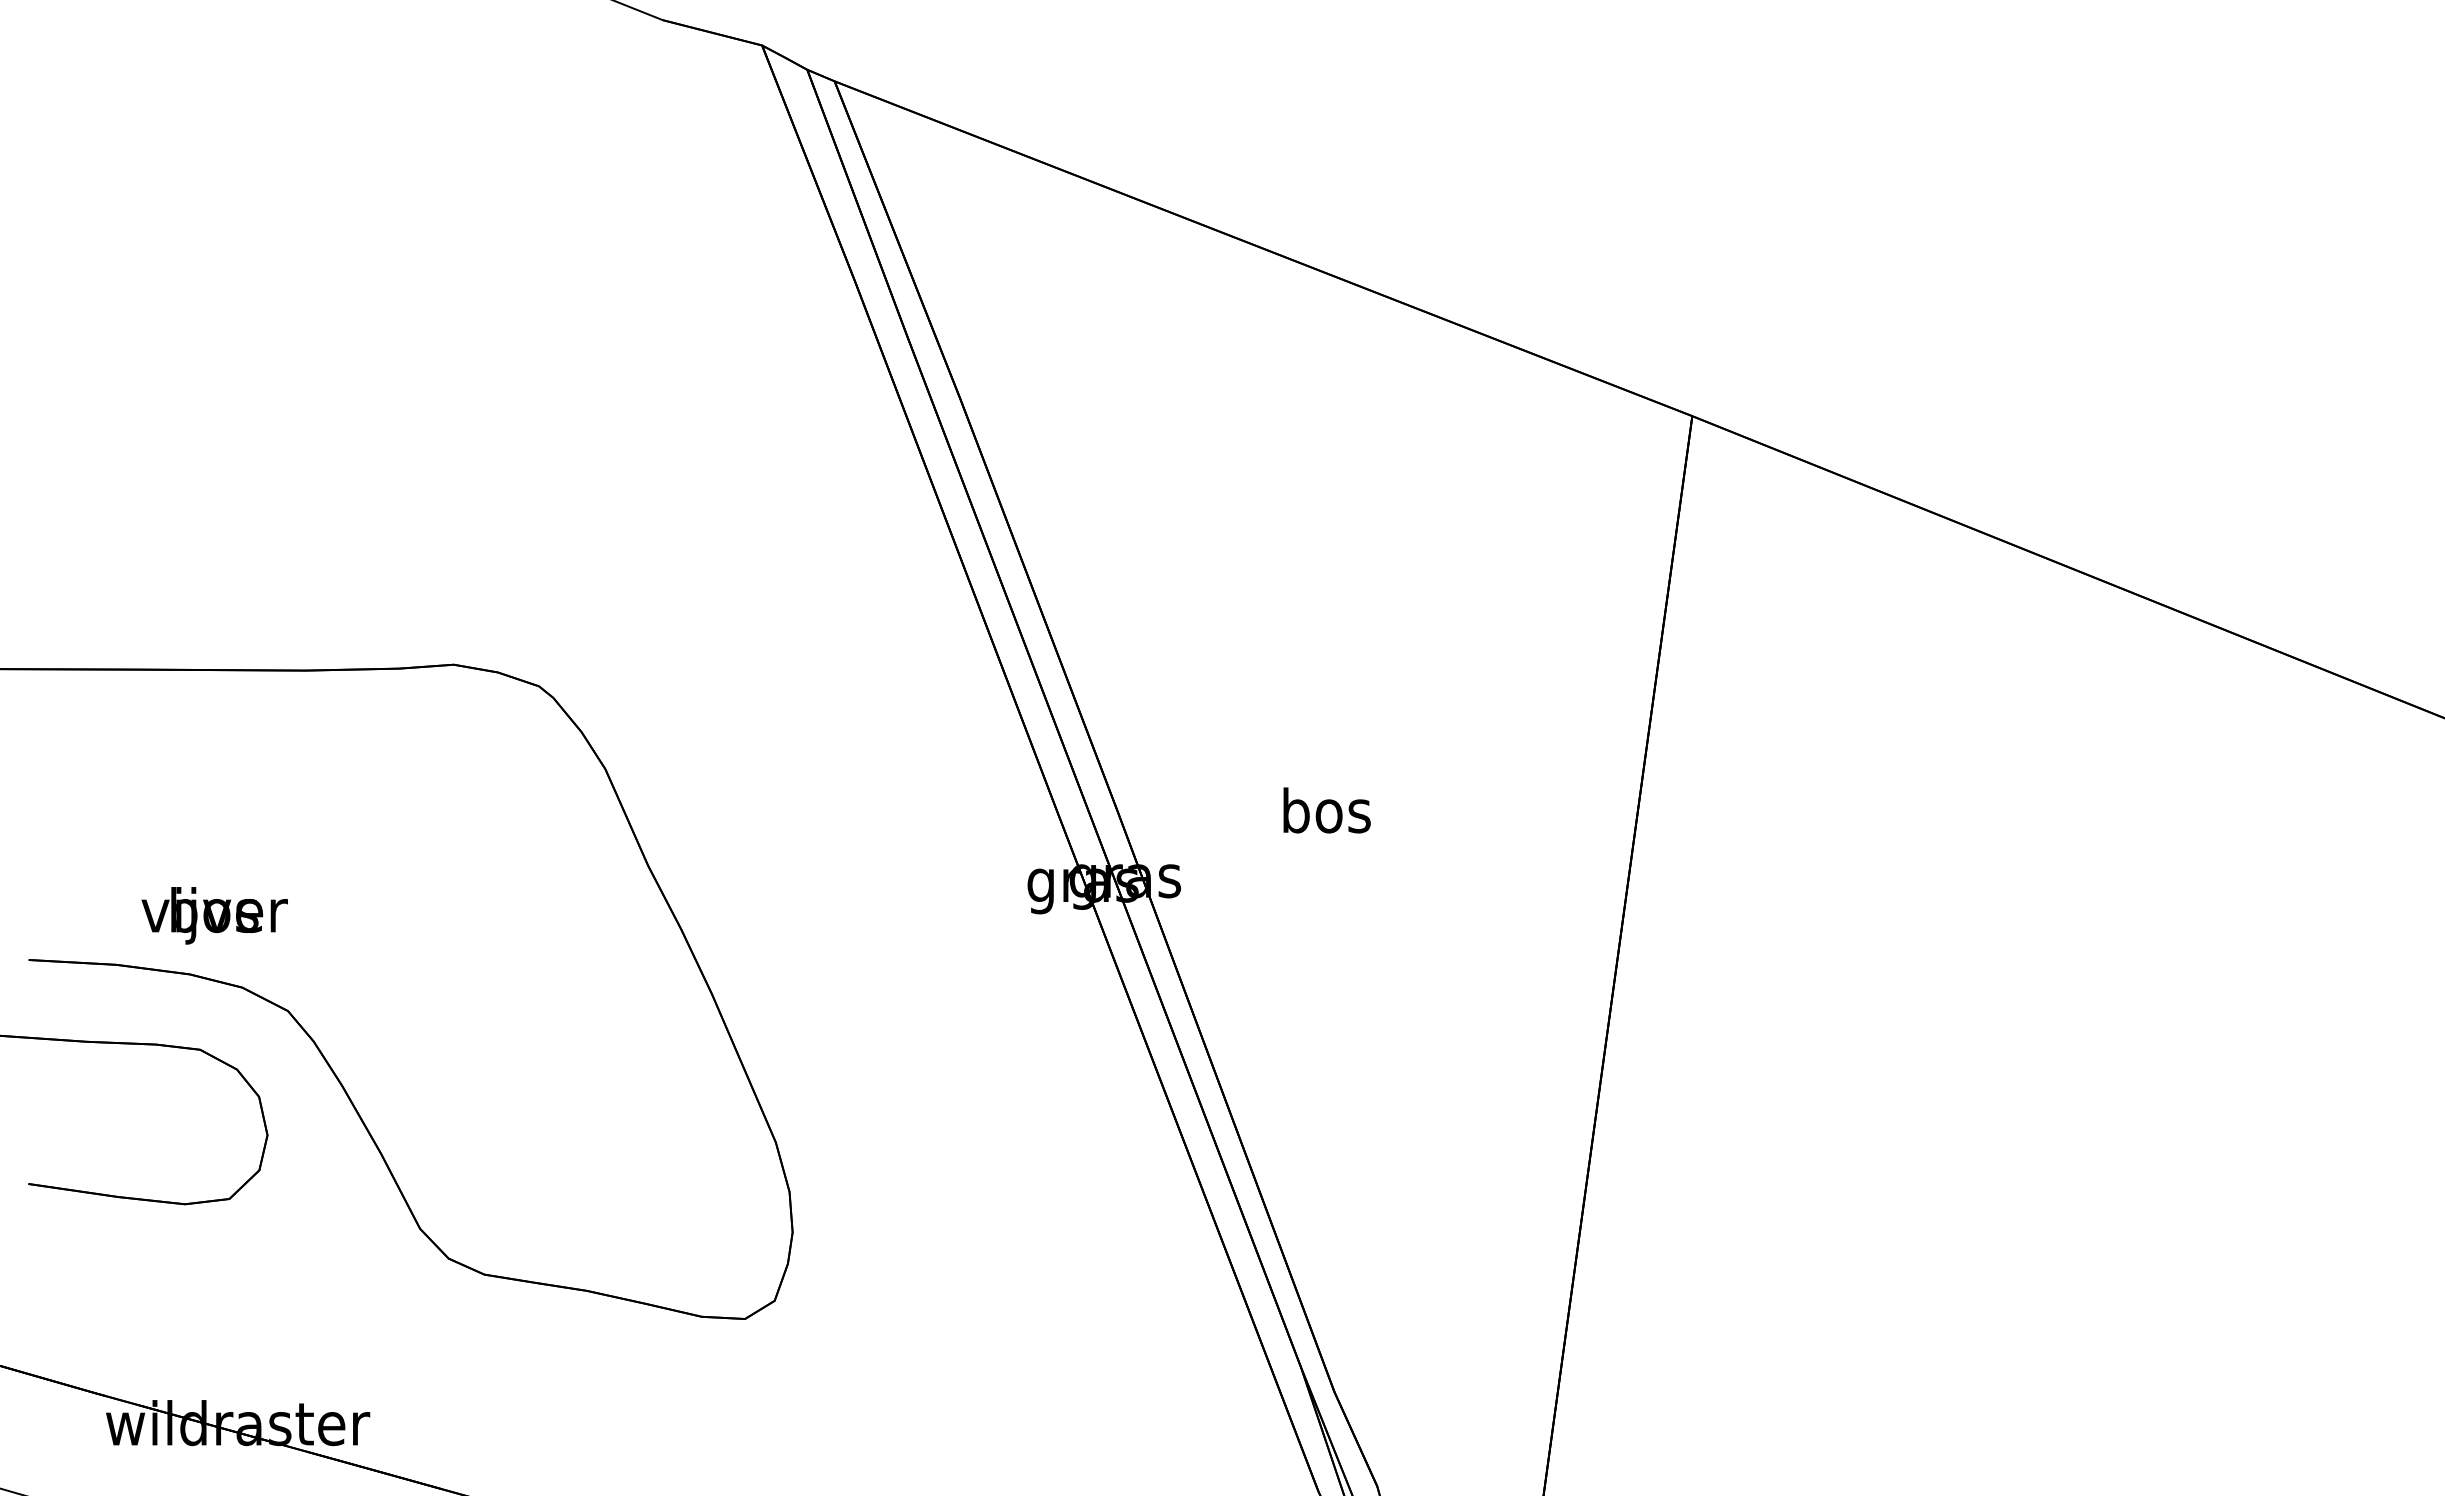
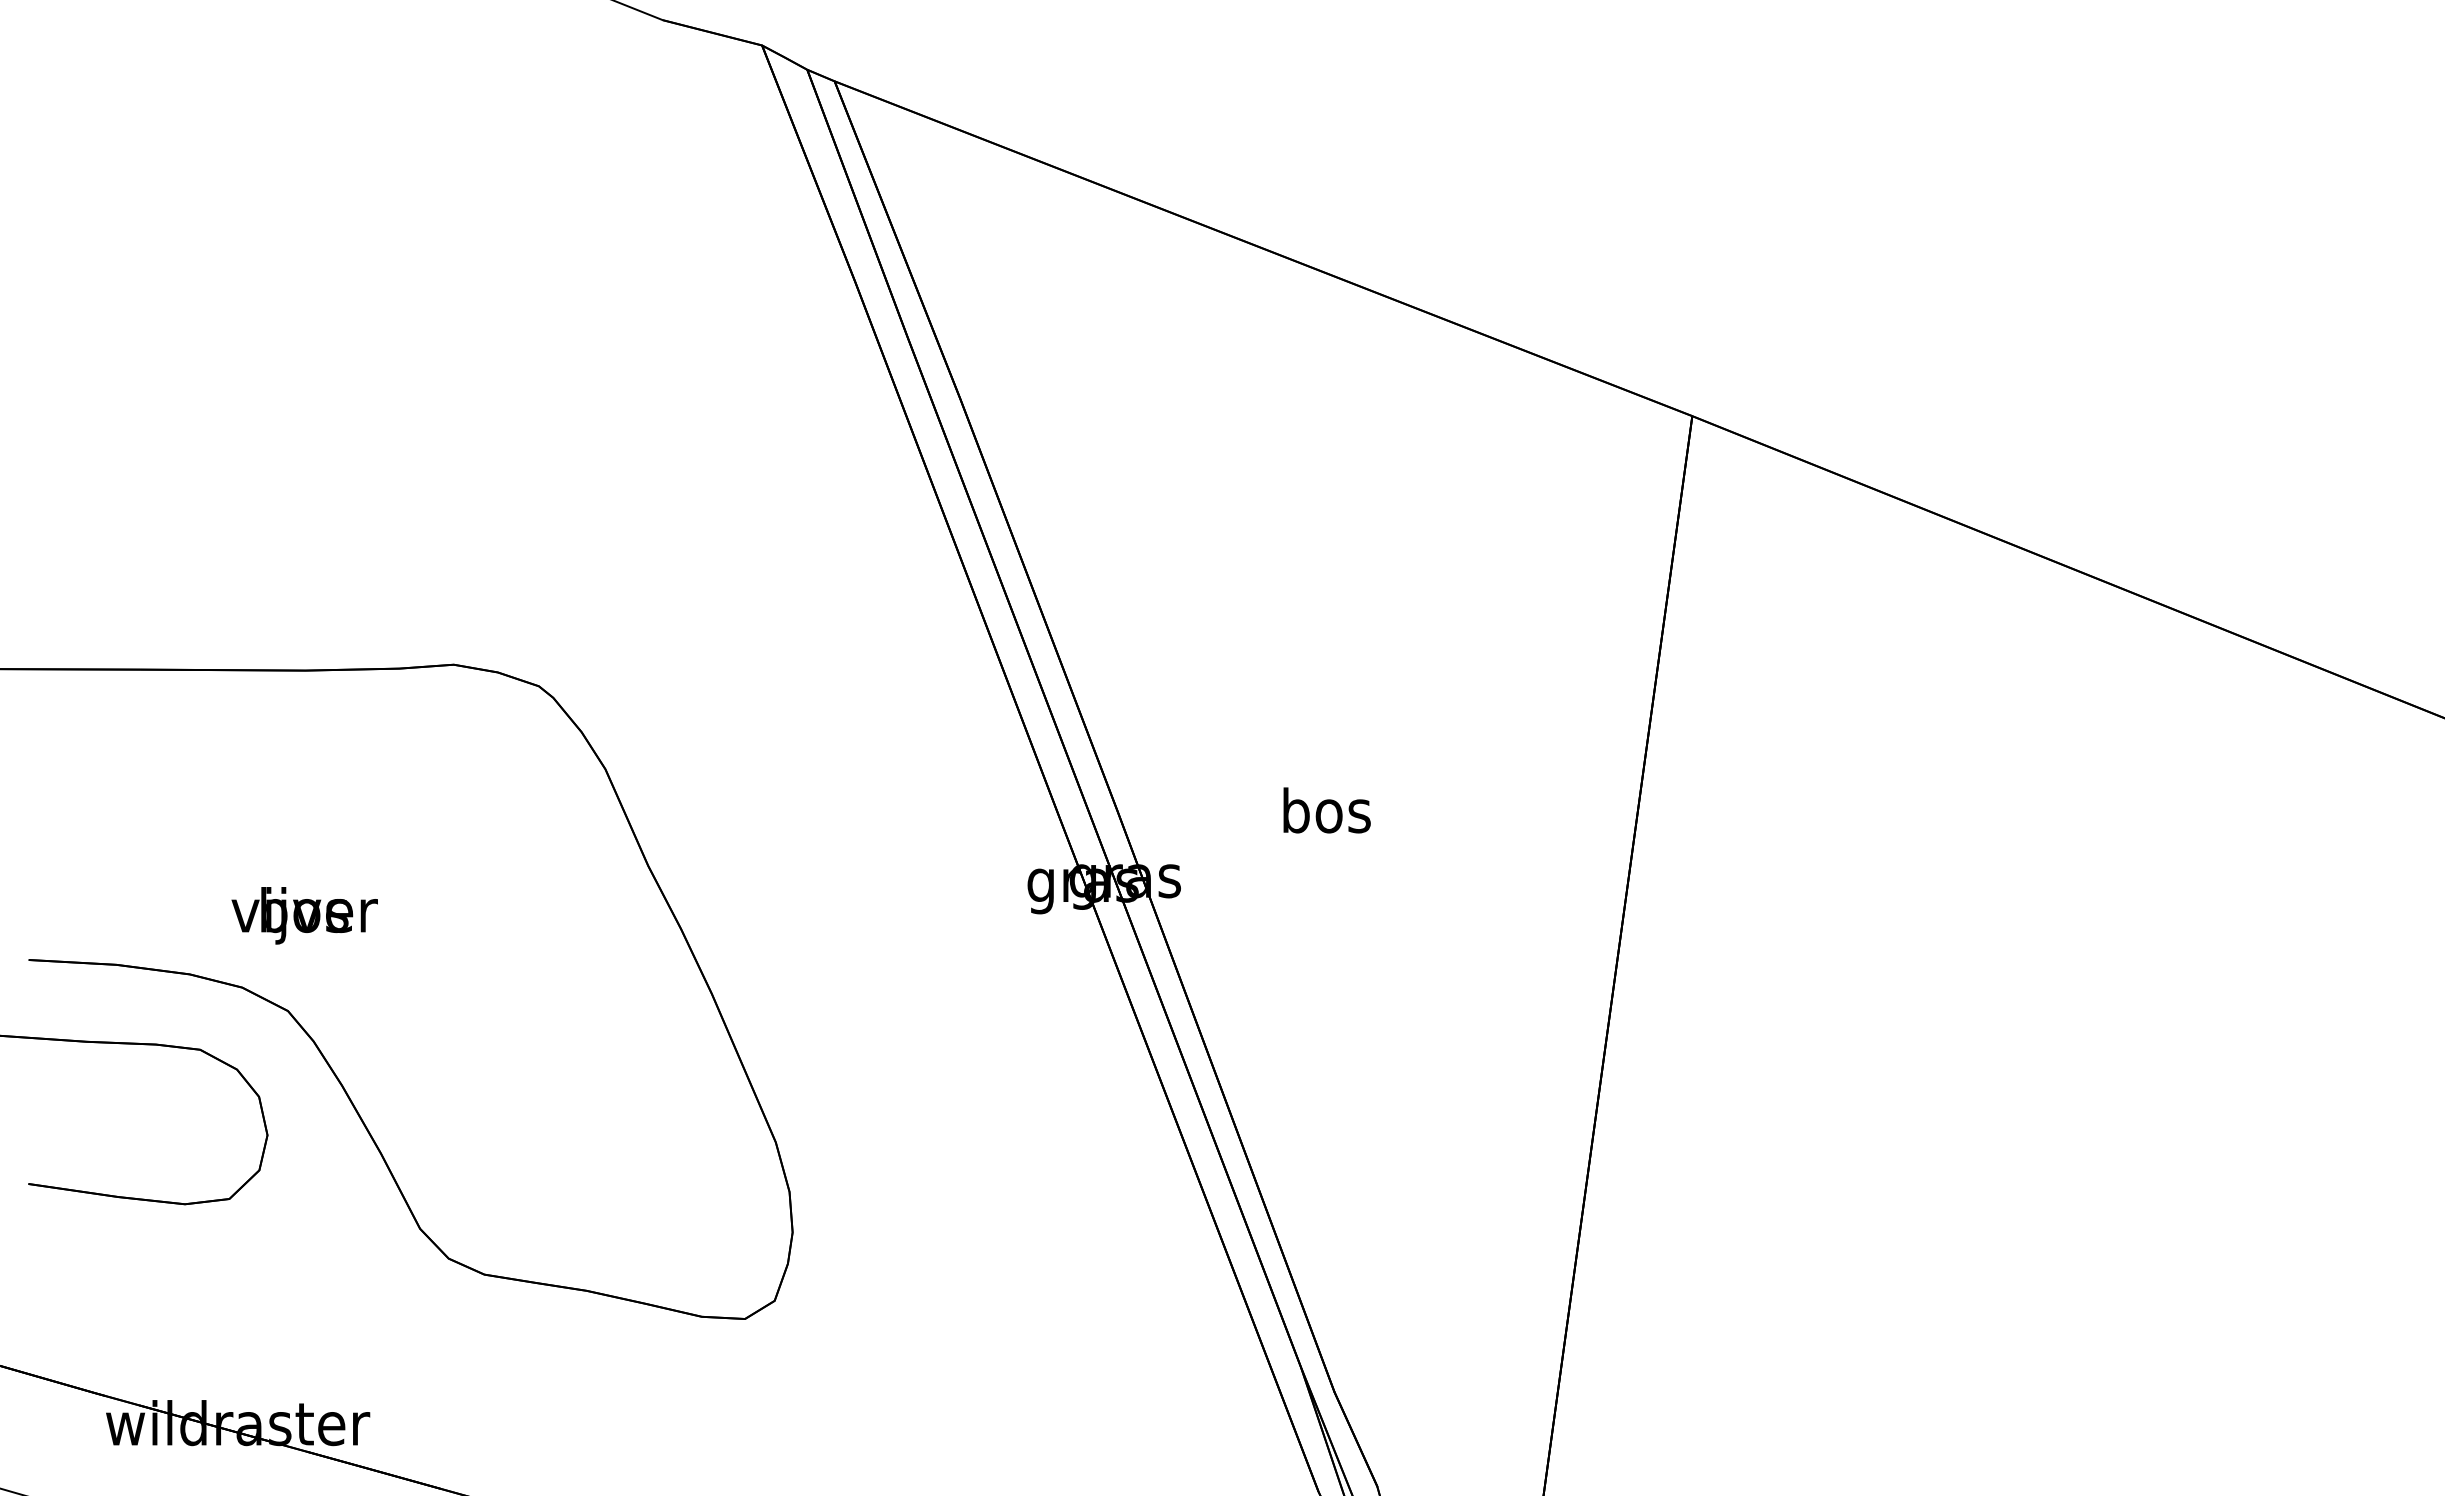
text position: (214, 915) -> (304, 915) (304, 915)
